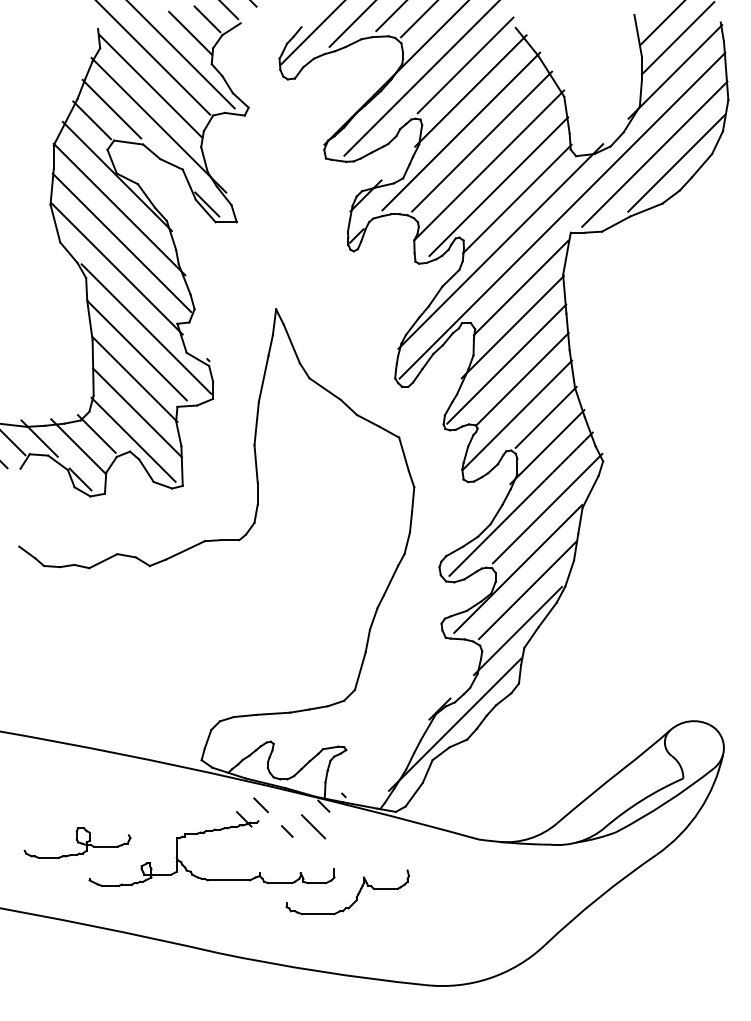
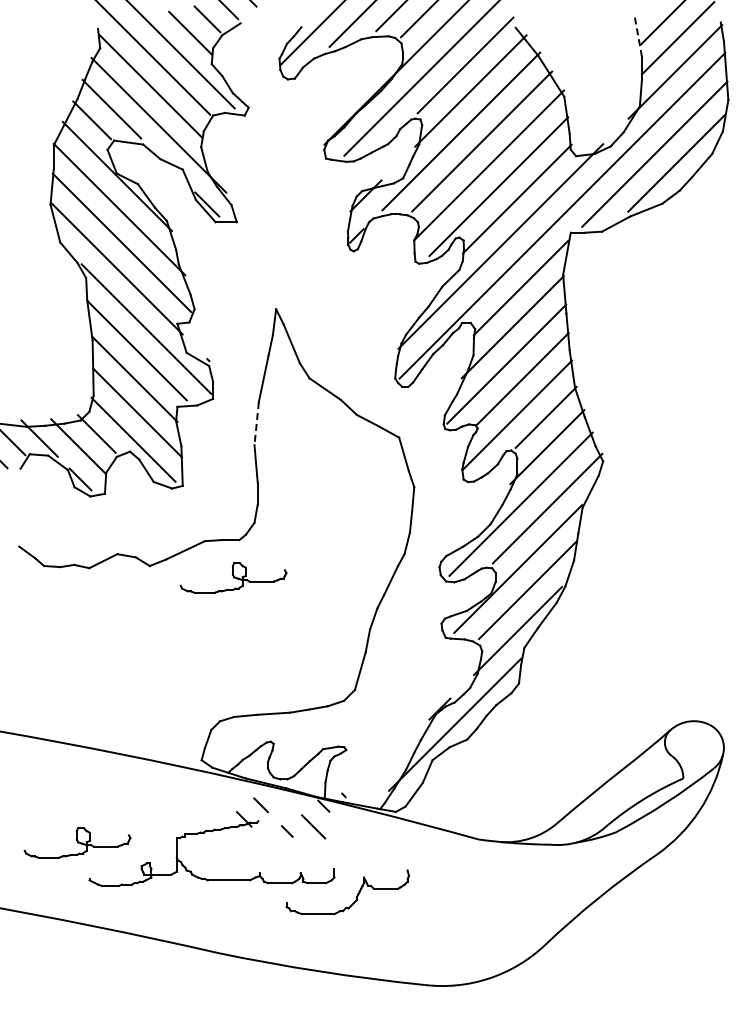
line: solid -> dashed (638, 35)
line: solid -> dashed (256, 423)
part: none -> present (233, 577)
